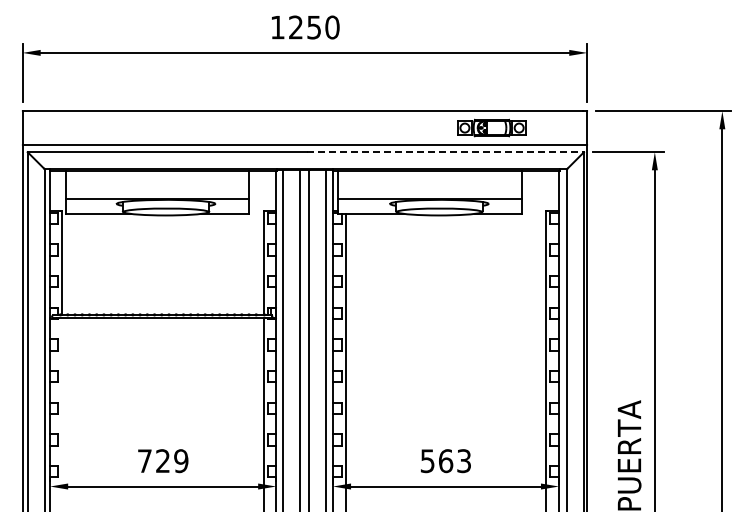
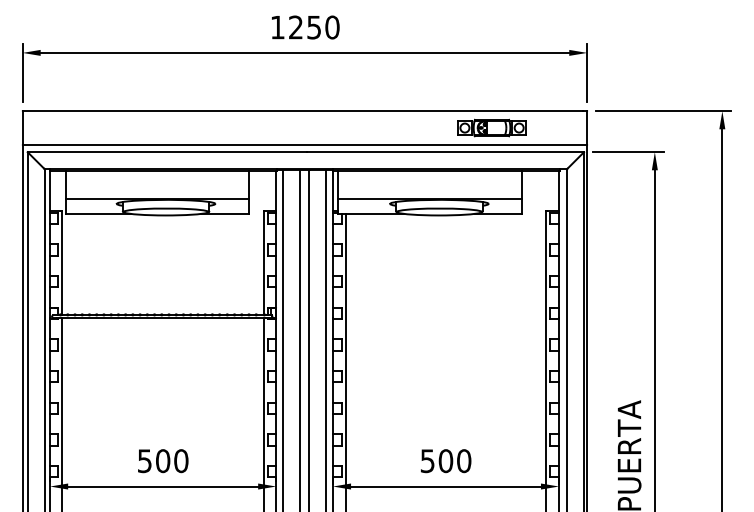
line: dashed -> solid (446, 152)
line: none -> present (61, 413)
text: 729 -> 500 (163, 461)
text: 563 -> 500 (454, 461)
